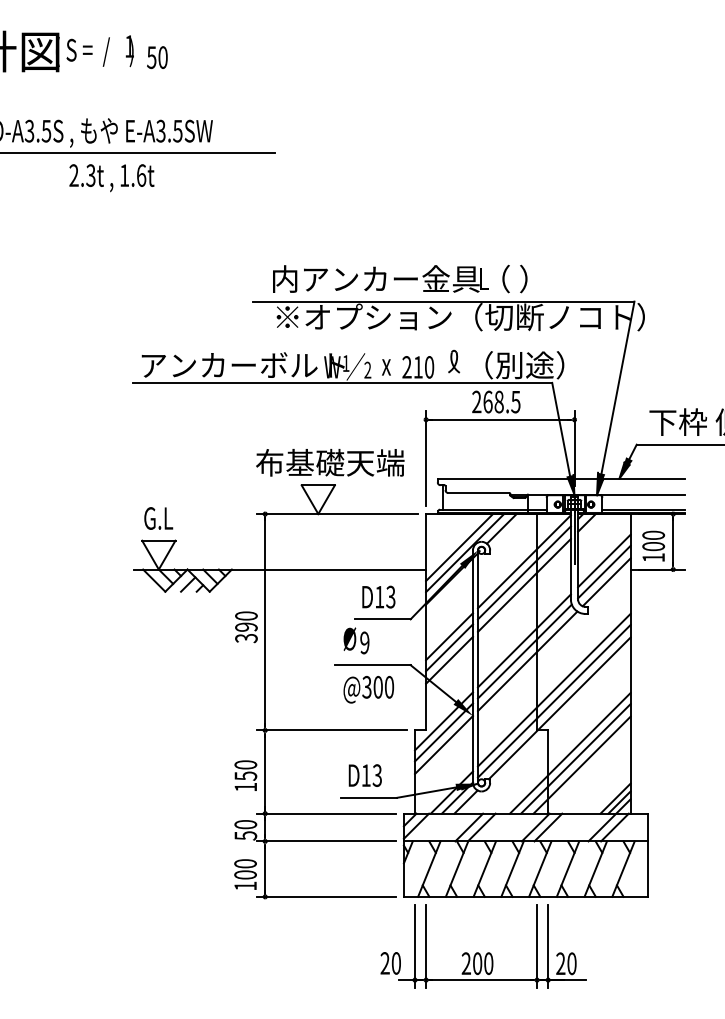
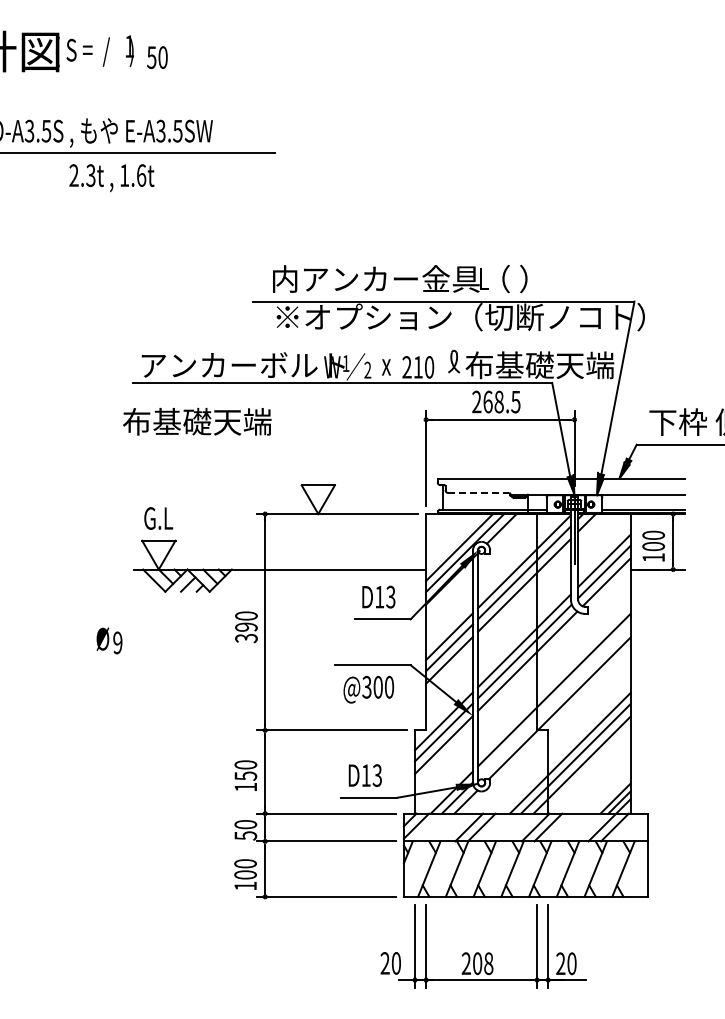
text: （別途） -> 布基礎天端 (539, 365)
text position: (330, 462) -> (197, 421) (197, 421)
line: solid -> dashed (478, 492)
text position: (356, 640) -> (109, 640) (109, 640)
line: present -> none (553, 700)
text: 200 -> 208 (488, 963)
